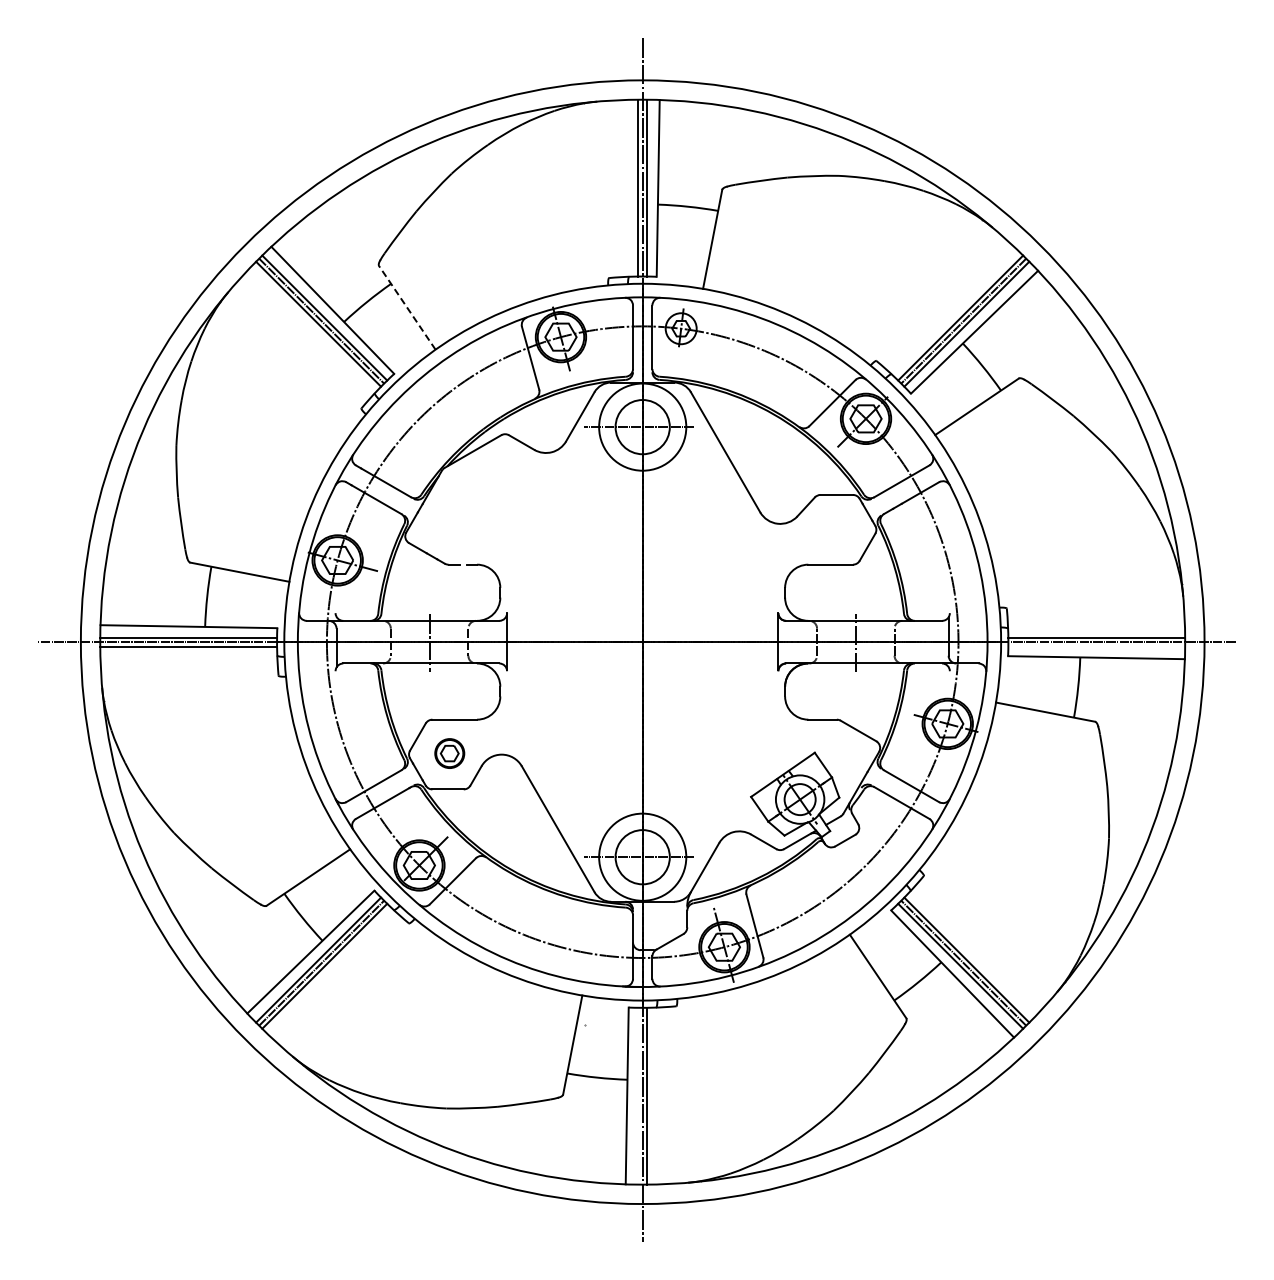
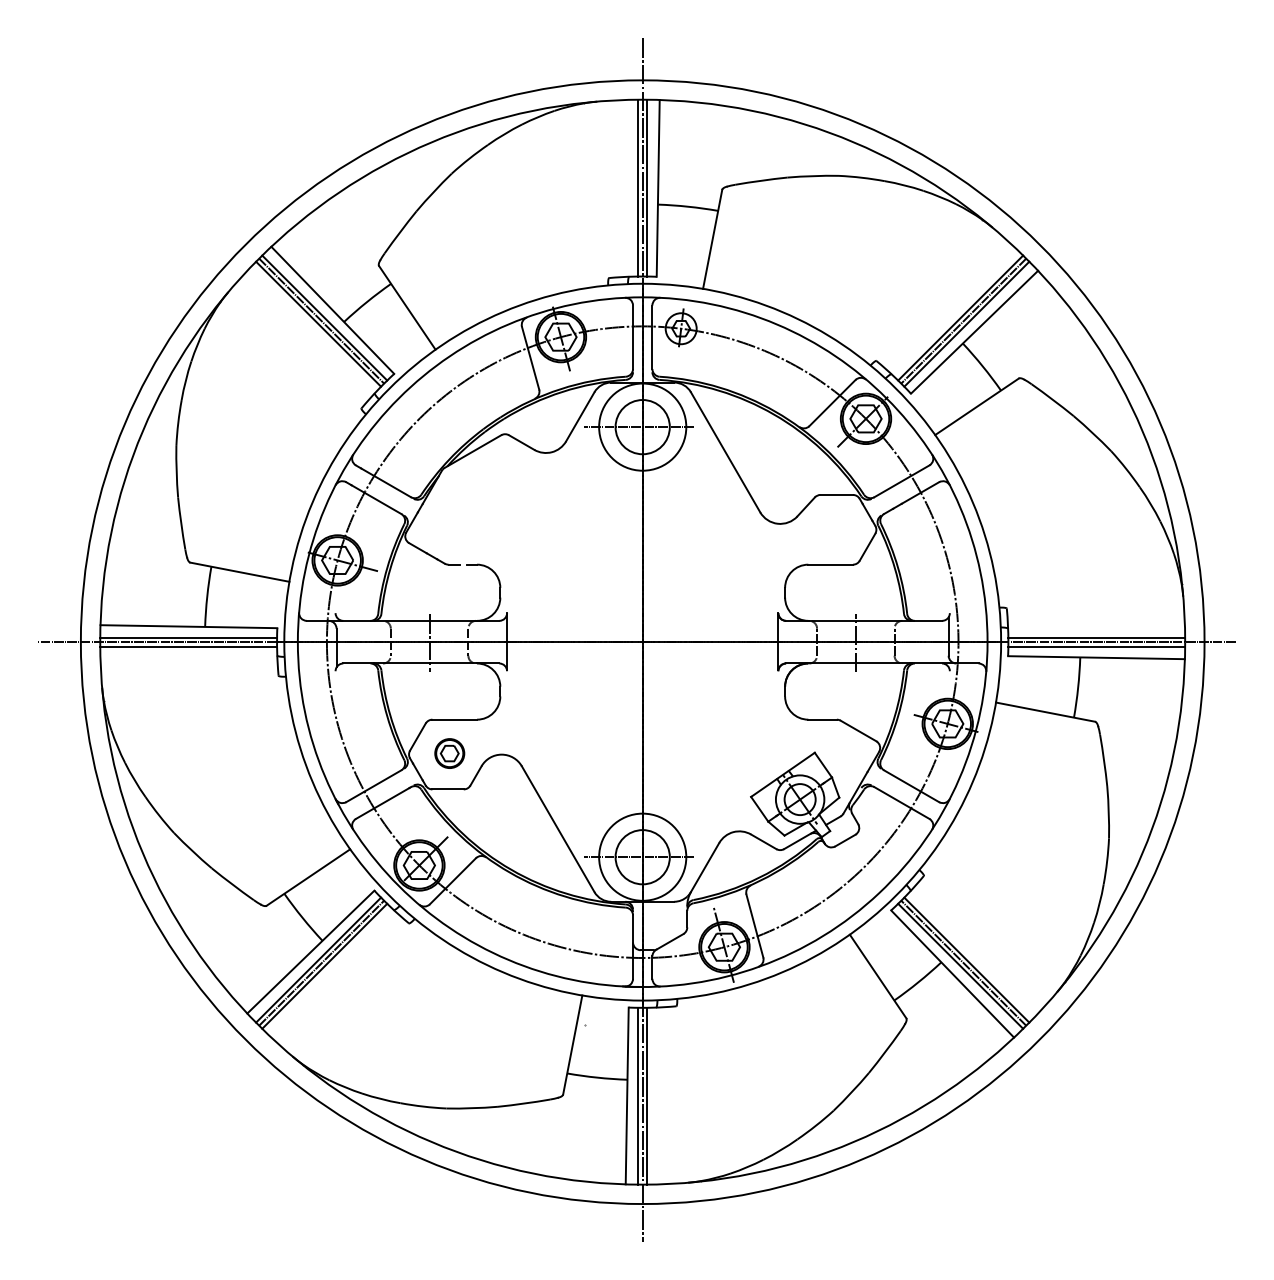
line: dashed -> solid (407, 307)
line: none -> present (1096, 646)
line: none -> present (638, 1095)
